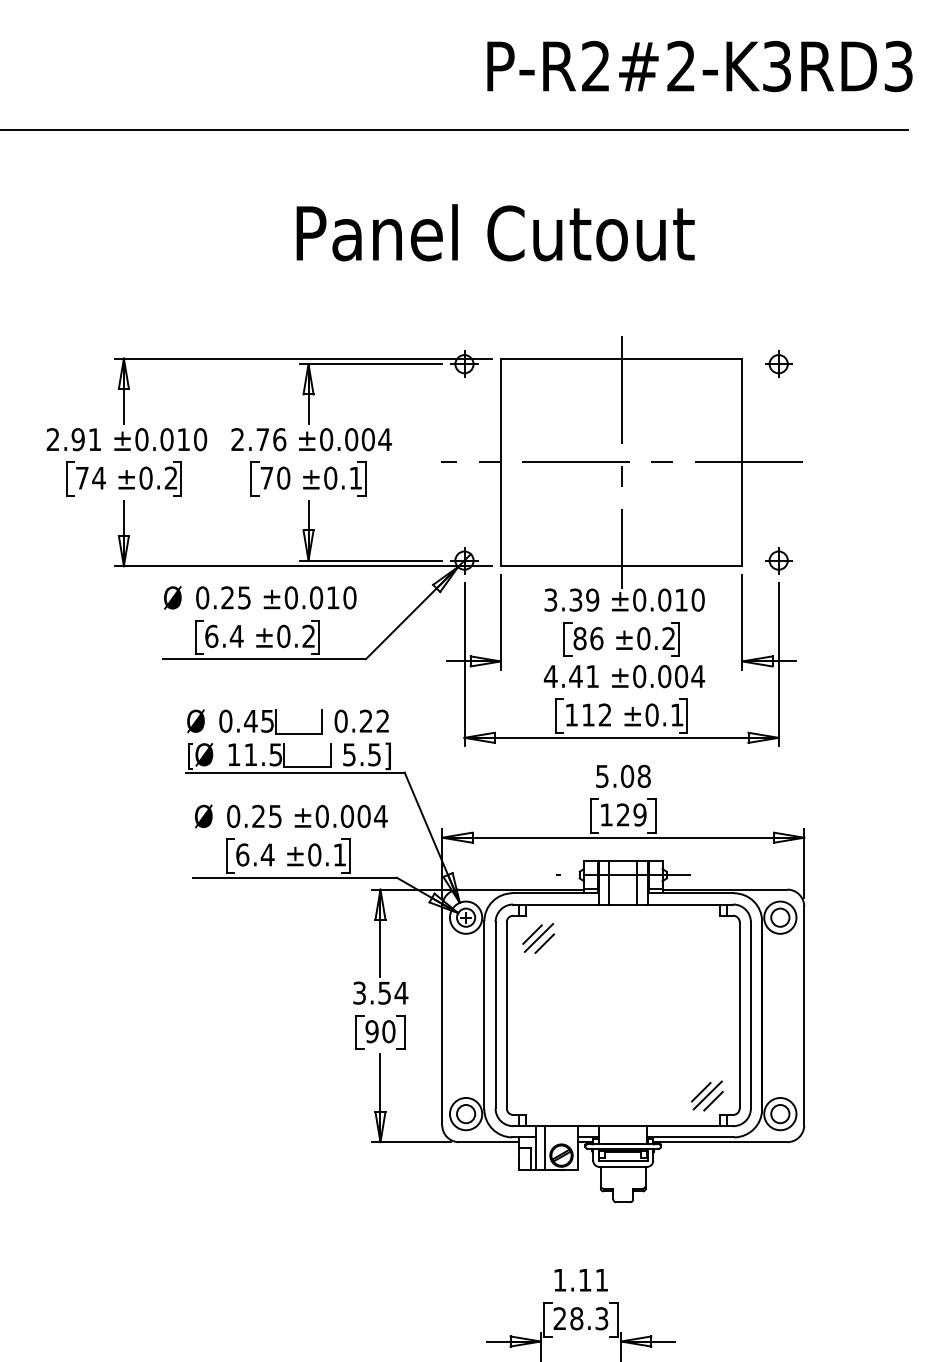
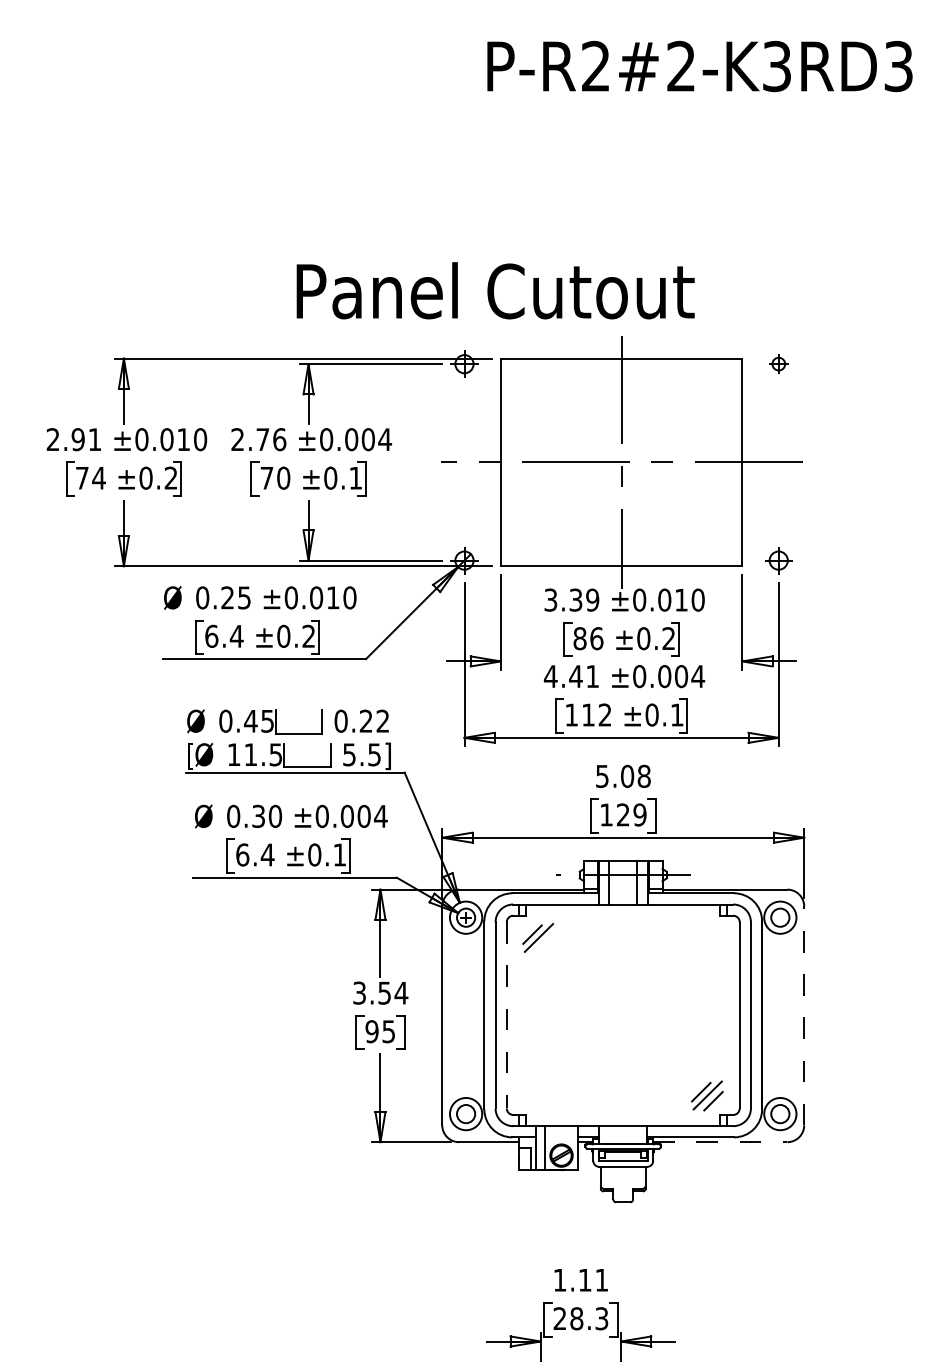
line: present -> none (455, 130)
text position: (495, 232) -> (495, 290) (495, 290)
part size: 28x28 px -> 20x20 px (778, 363)
text: 0.25 -> 0.30 (267, 816)
line: present -> none (544, 943)
line: solid -> dashed (506, 1015)
line: solid -> dashed (804, 1015)
text: 90 -> 95 (388, 1031)
line: solid -> dashed (720, 1142)
